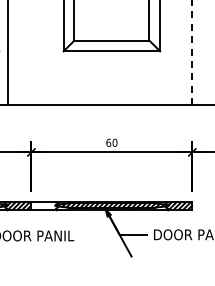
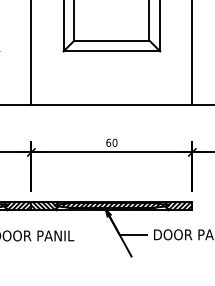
line: dashed -> solid (192, 52)
line position: (8, 53) -> (31, 53) (31, 53)
hatch: none -> present (44, 205)
